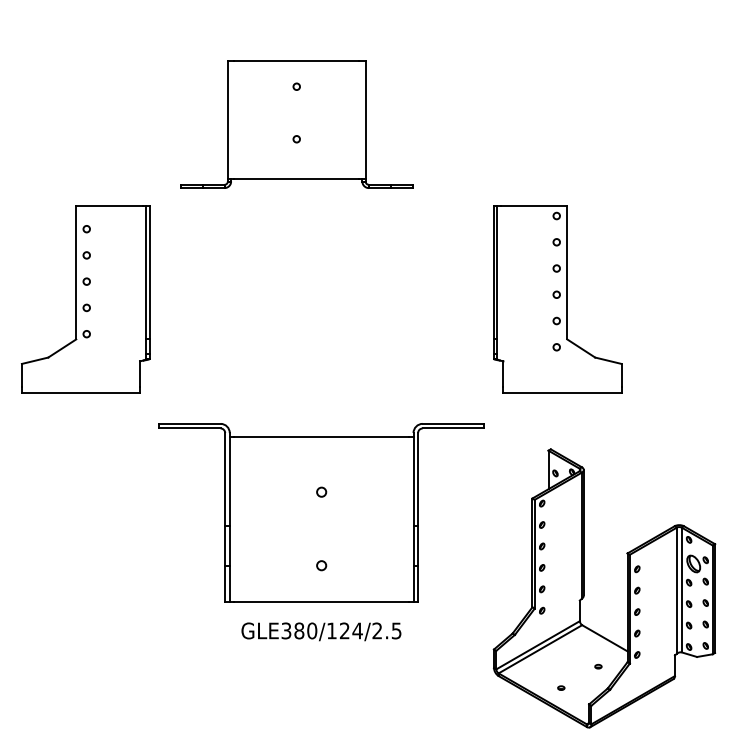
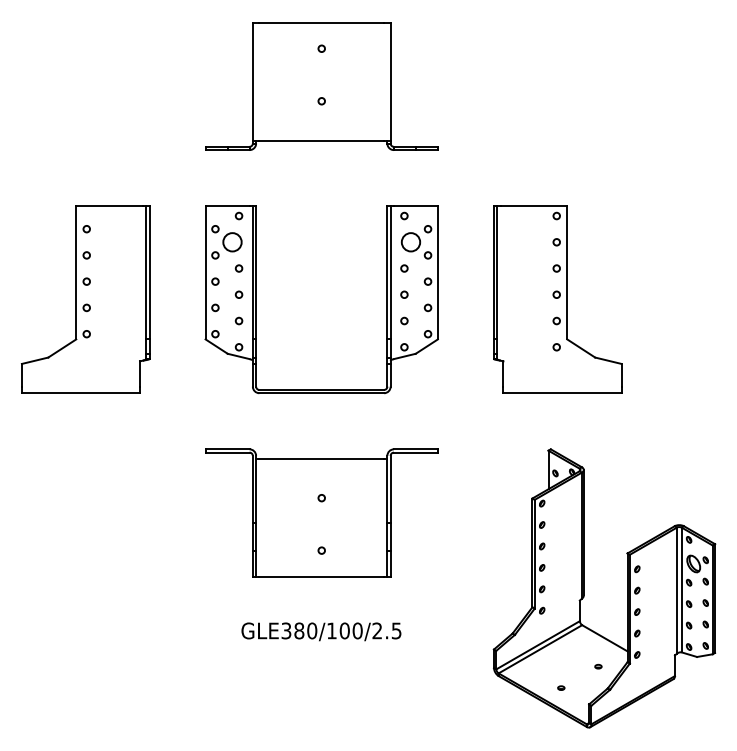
part position: (296, 124) -> (321, 86) (321, 86)
part: none -> present (256, 299)
part size: 327x180 px -> 234x130 px (321, 512)
text: GLE380/124/2.5 -> GLE380/100/2.5 (350, 630)
